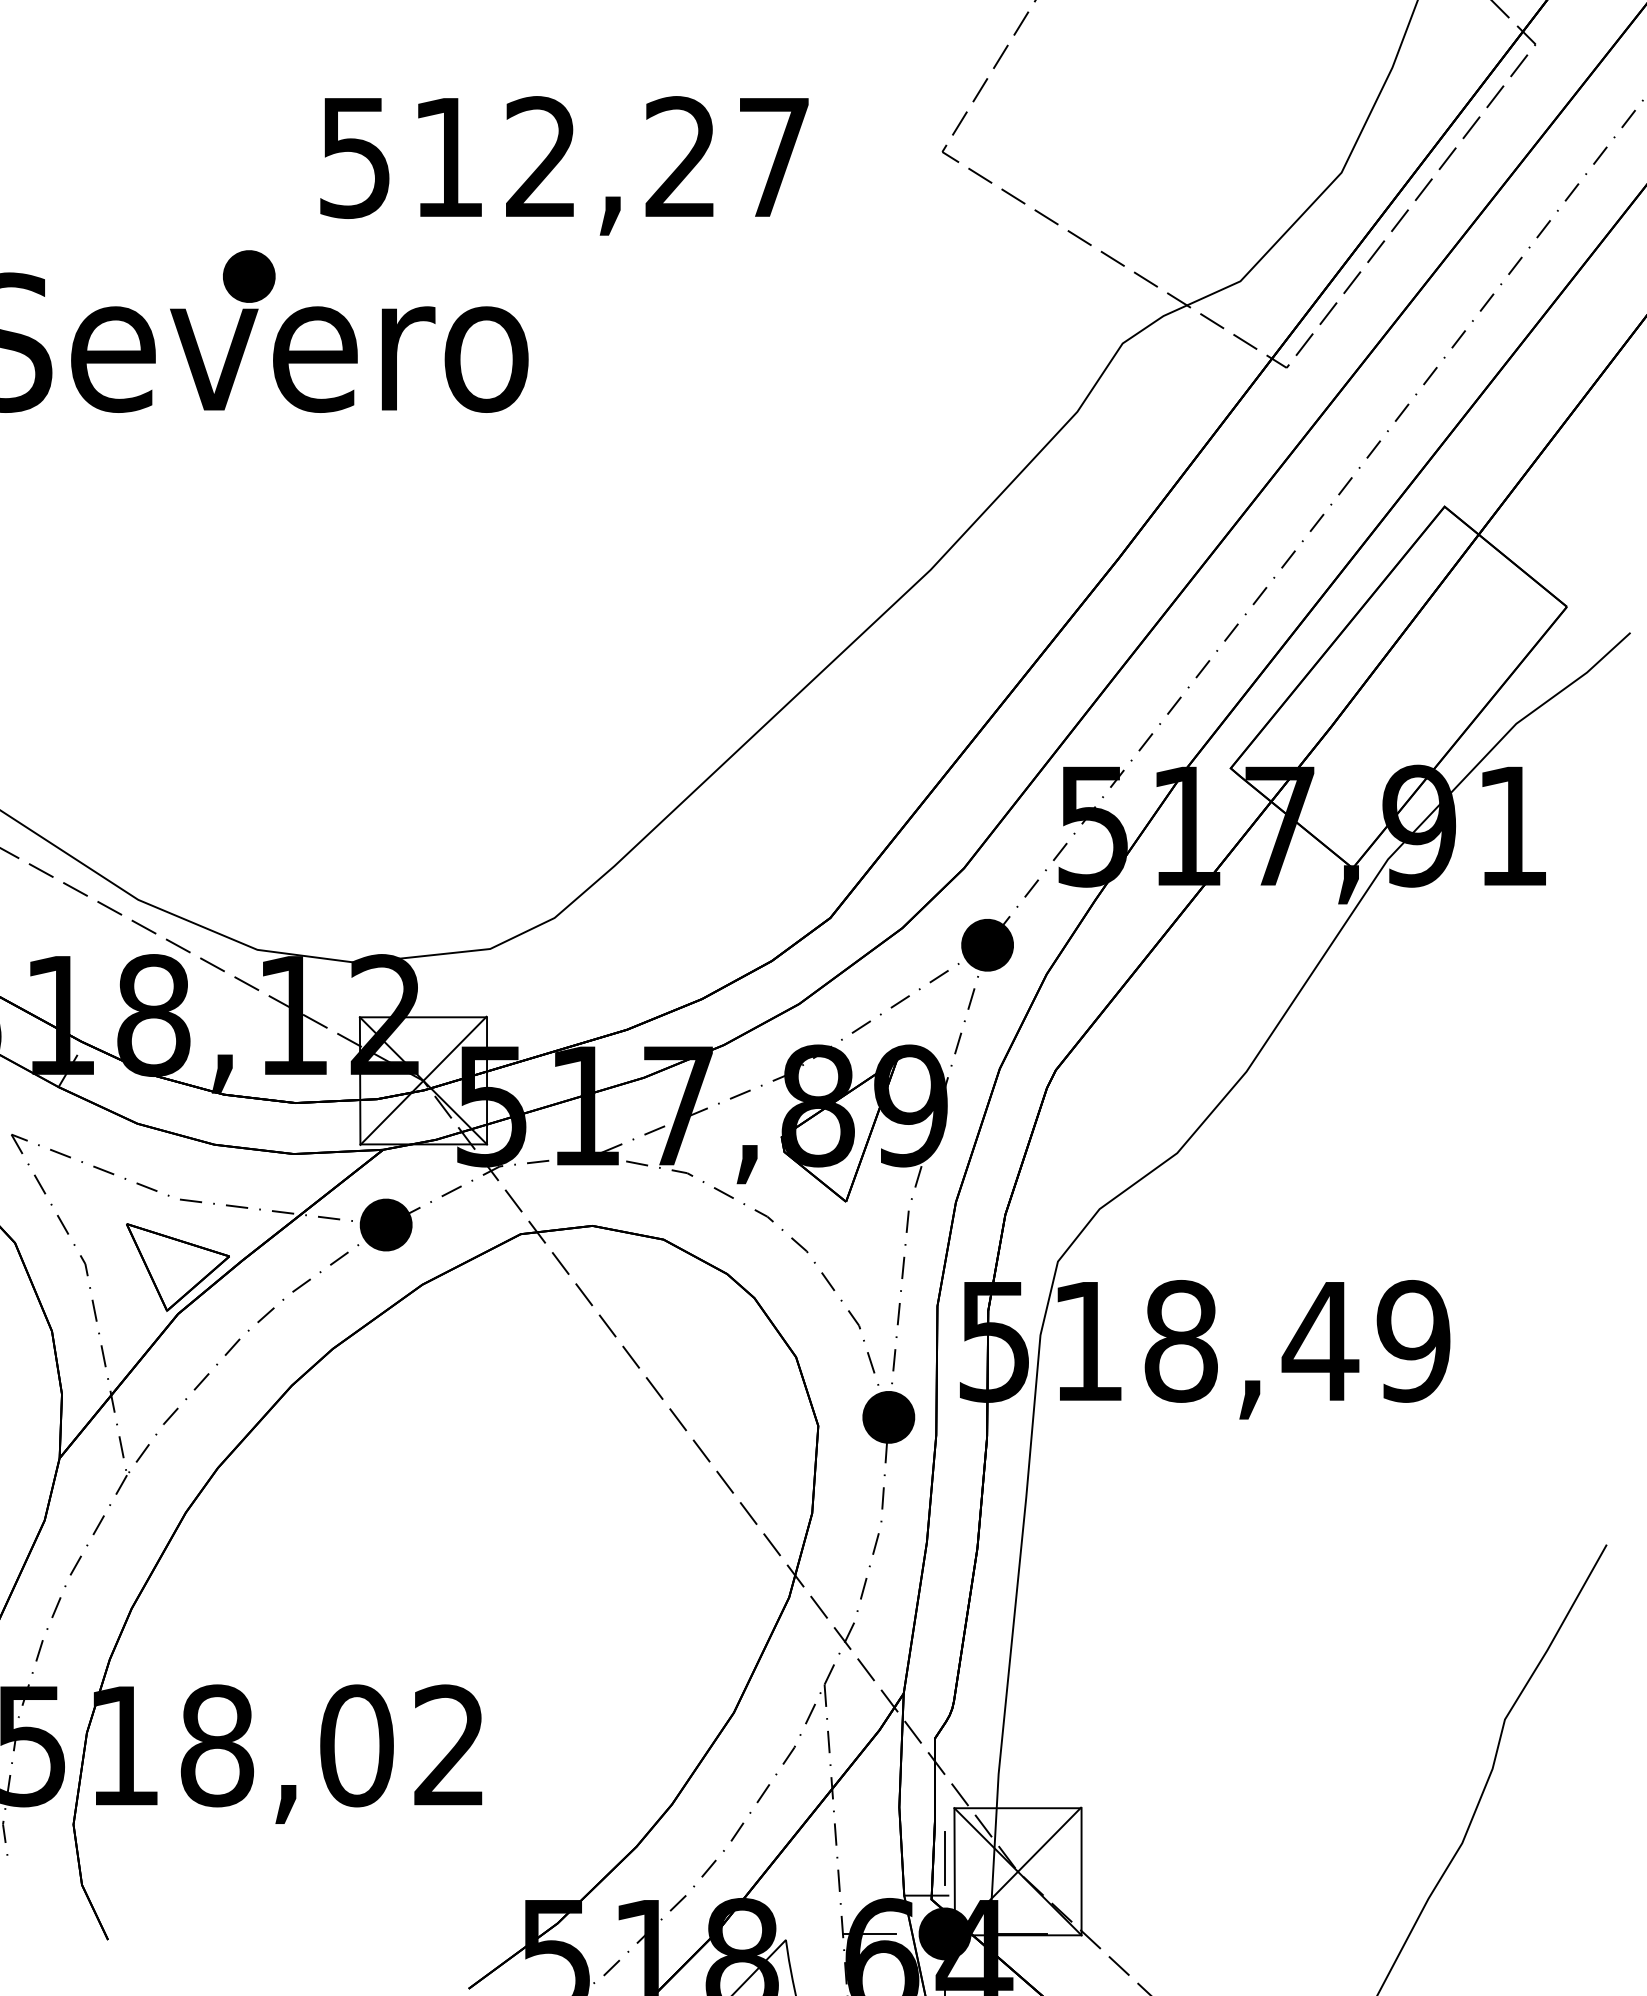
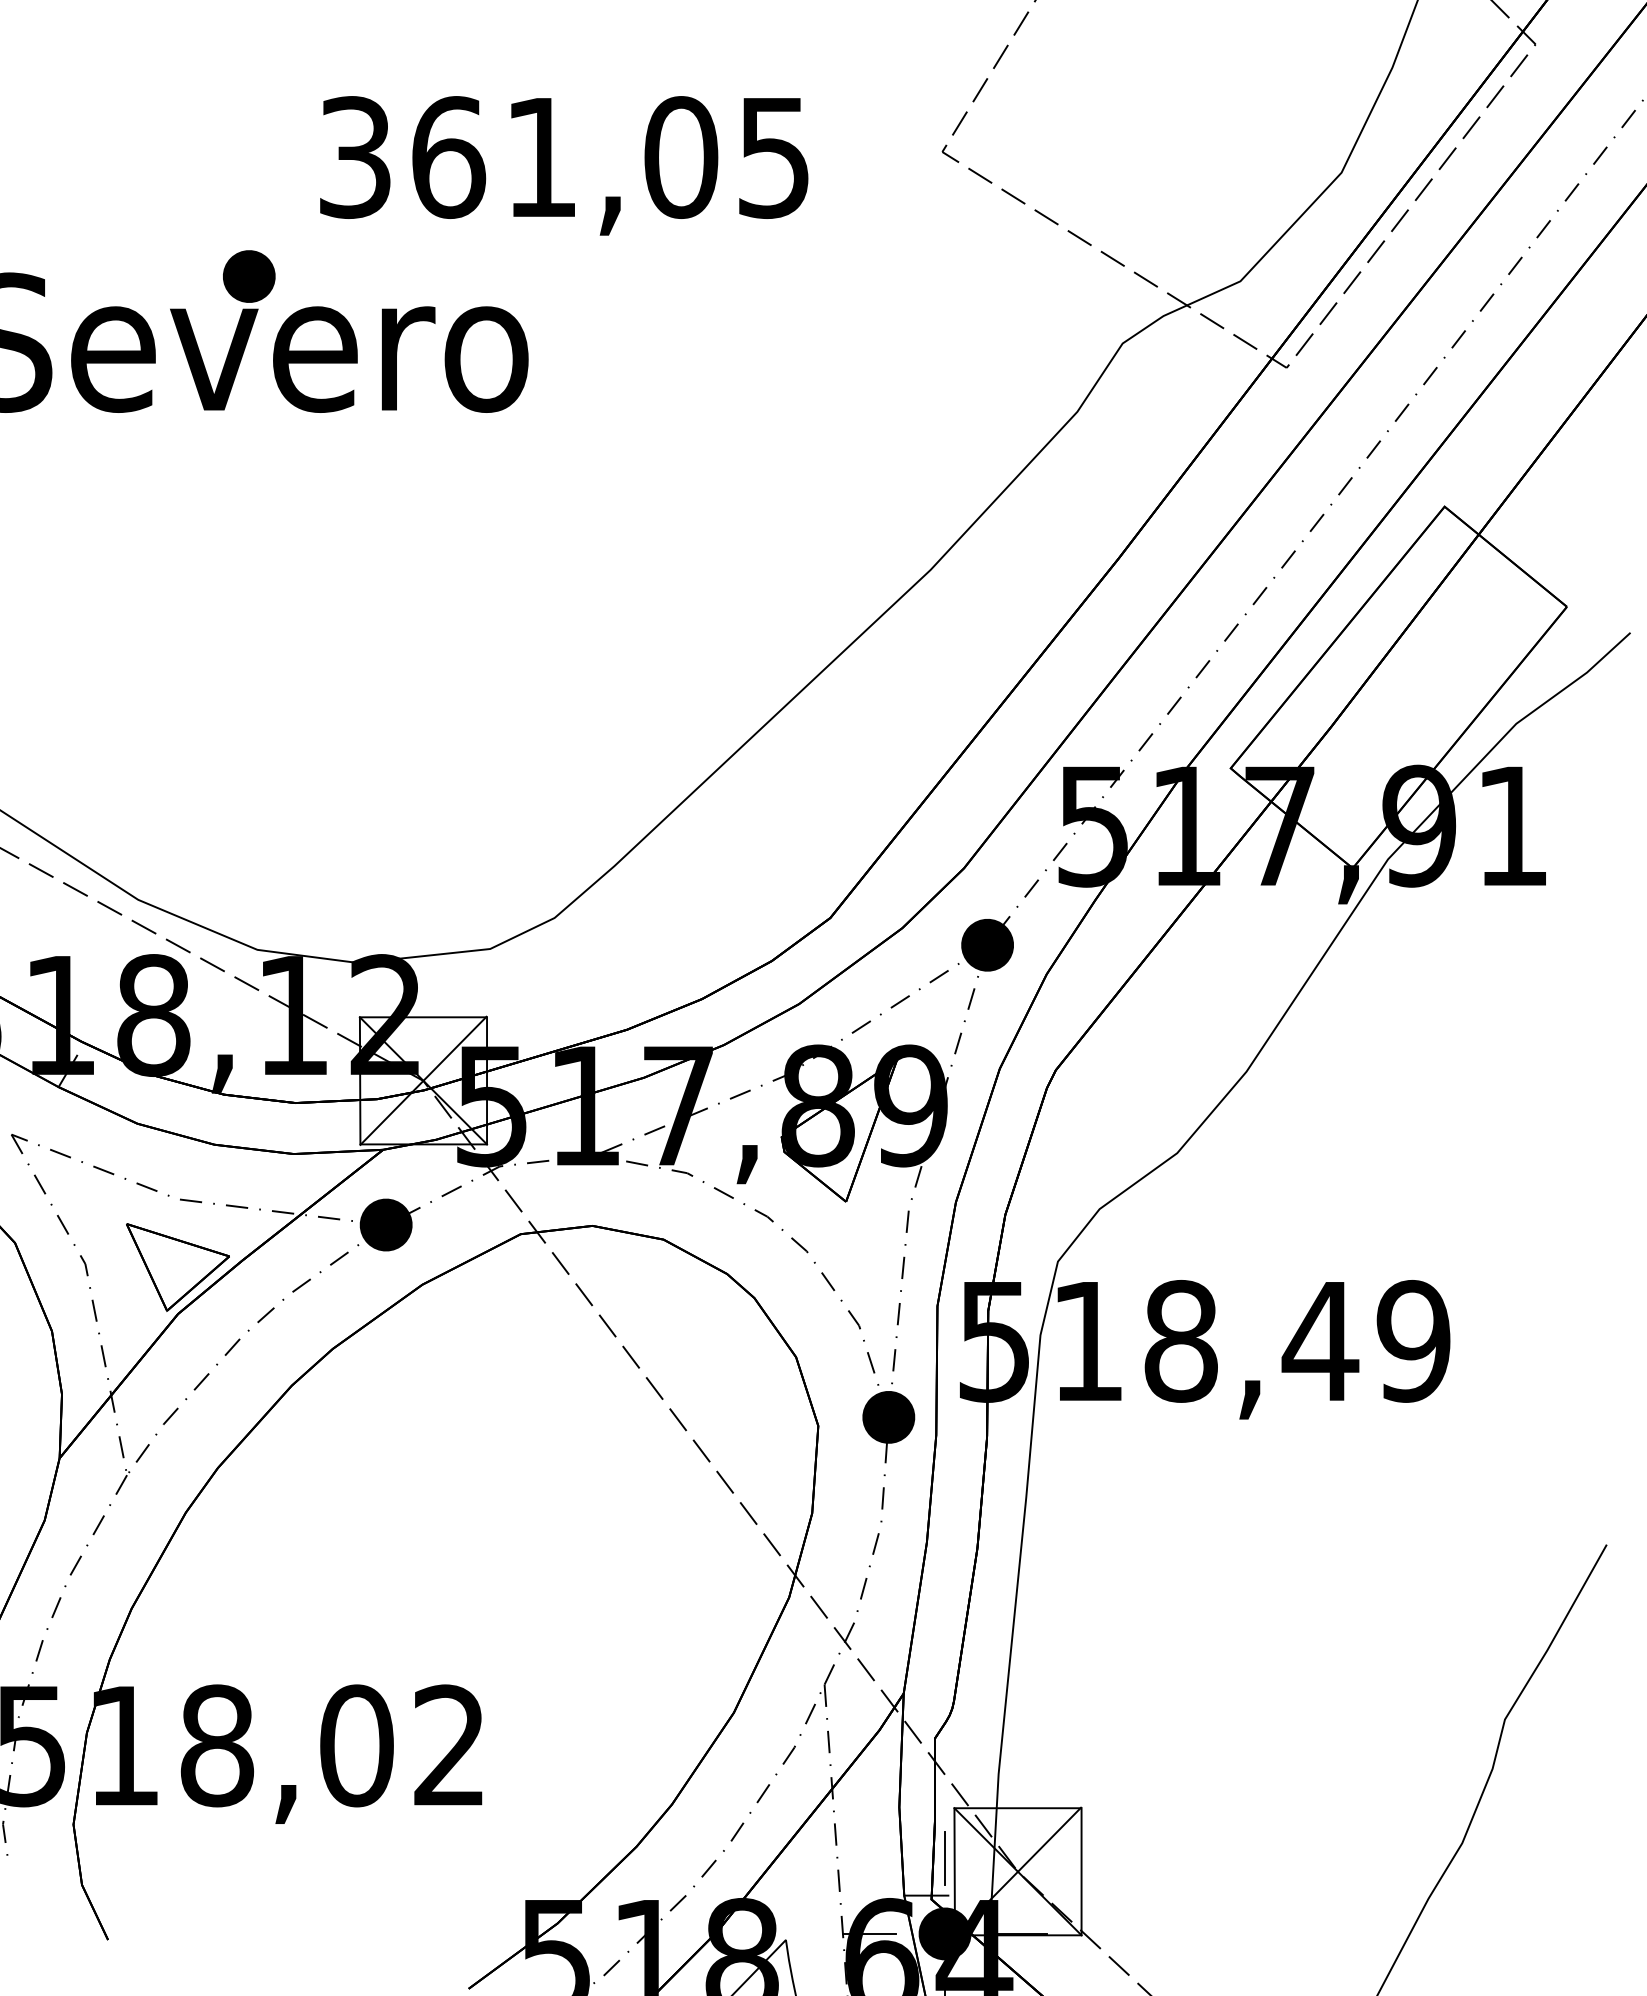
text: 512,27 -> 361,05 (564, 157)
